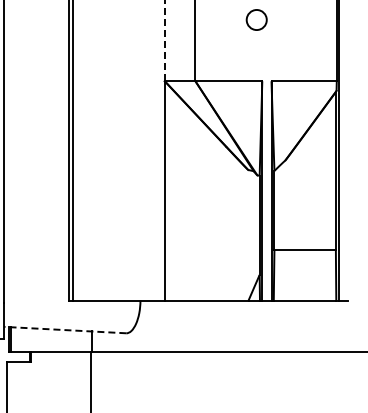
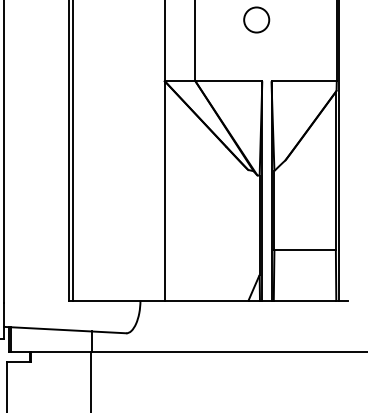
circle size: 23x22 px -> 28x28 px (256, 19)
line: dashed -> solid (164, 40)
line: dashed -> solid (64, 330)
